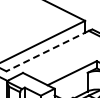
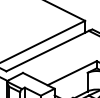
line: dashed -> solid (47, 51)
